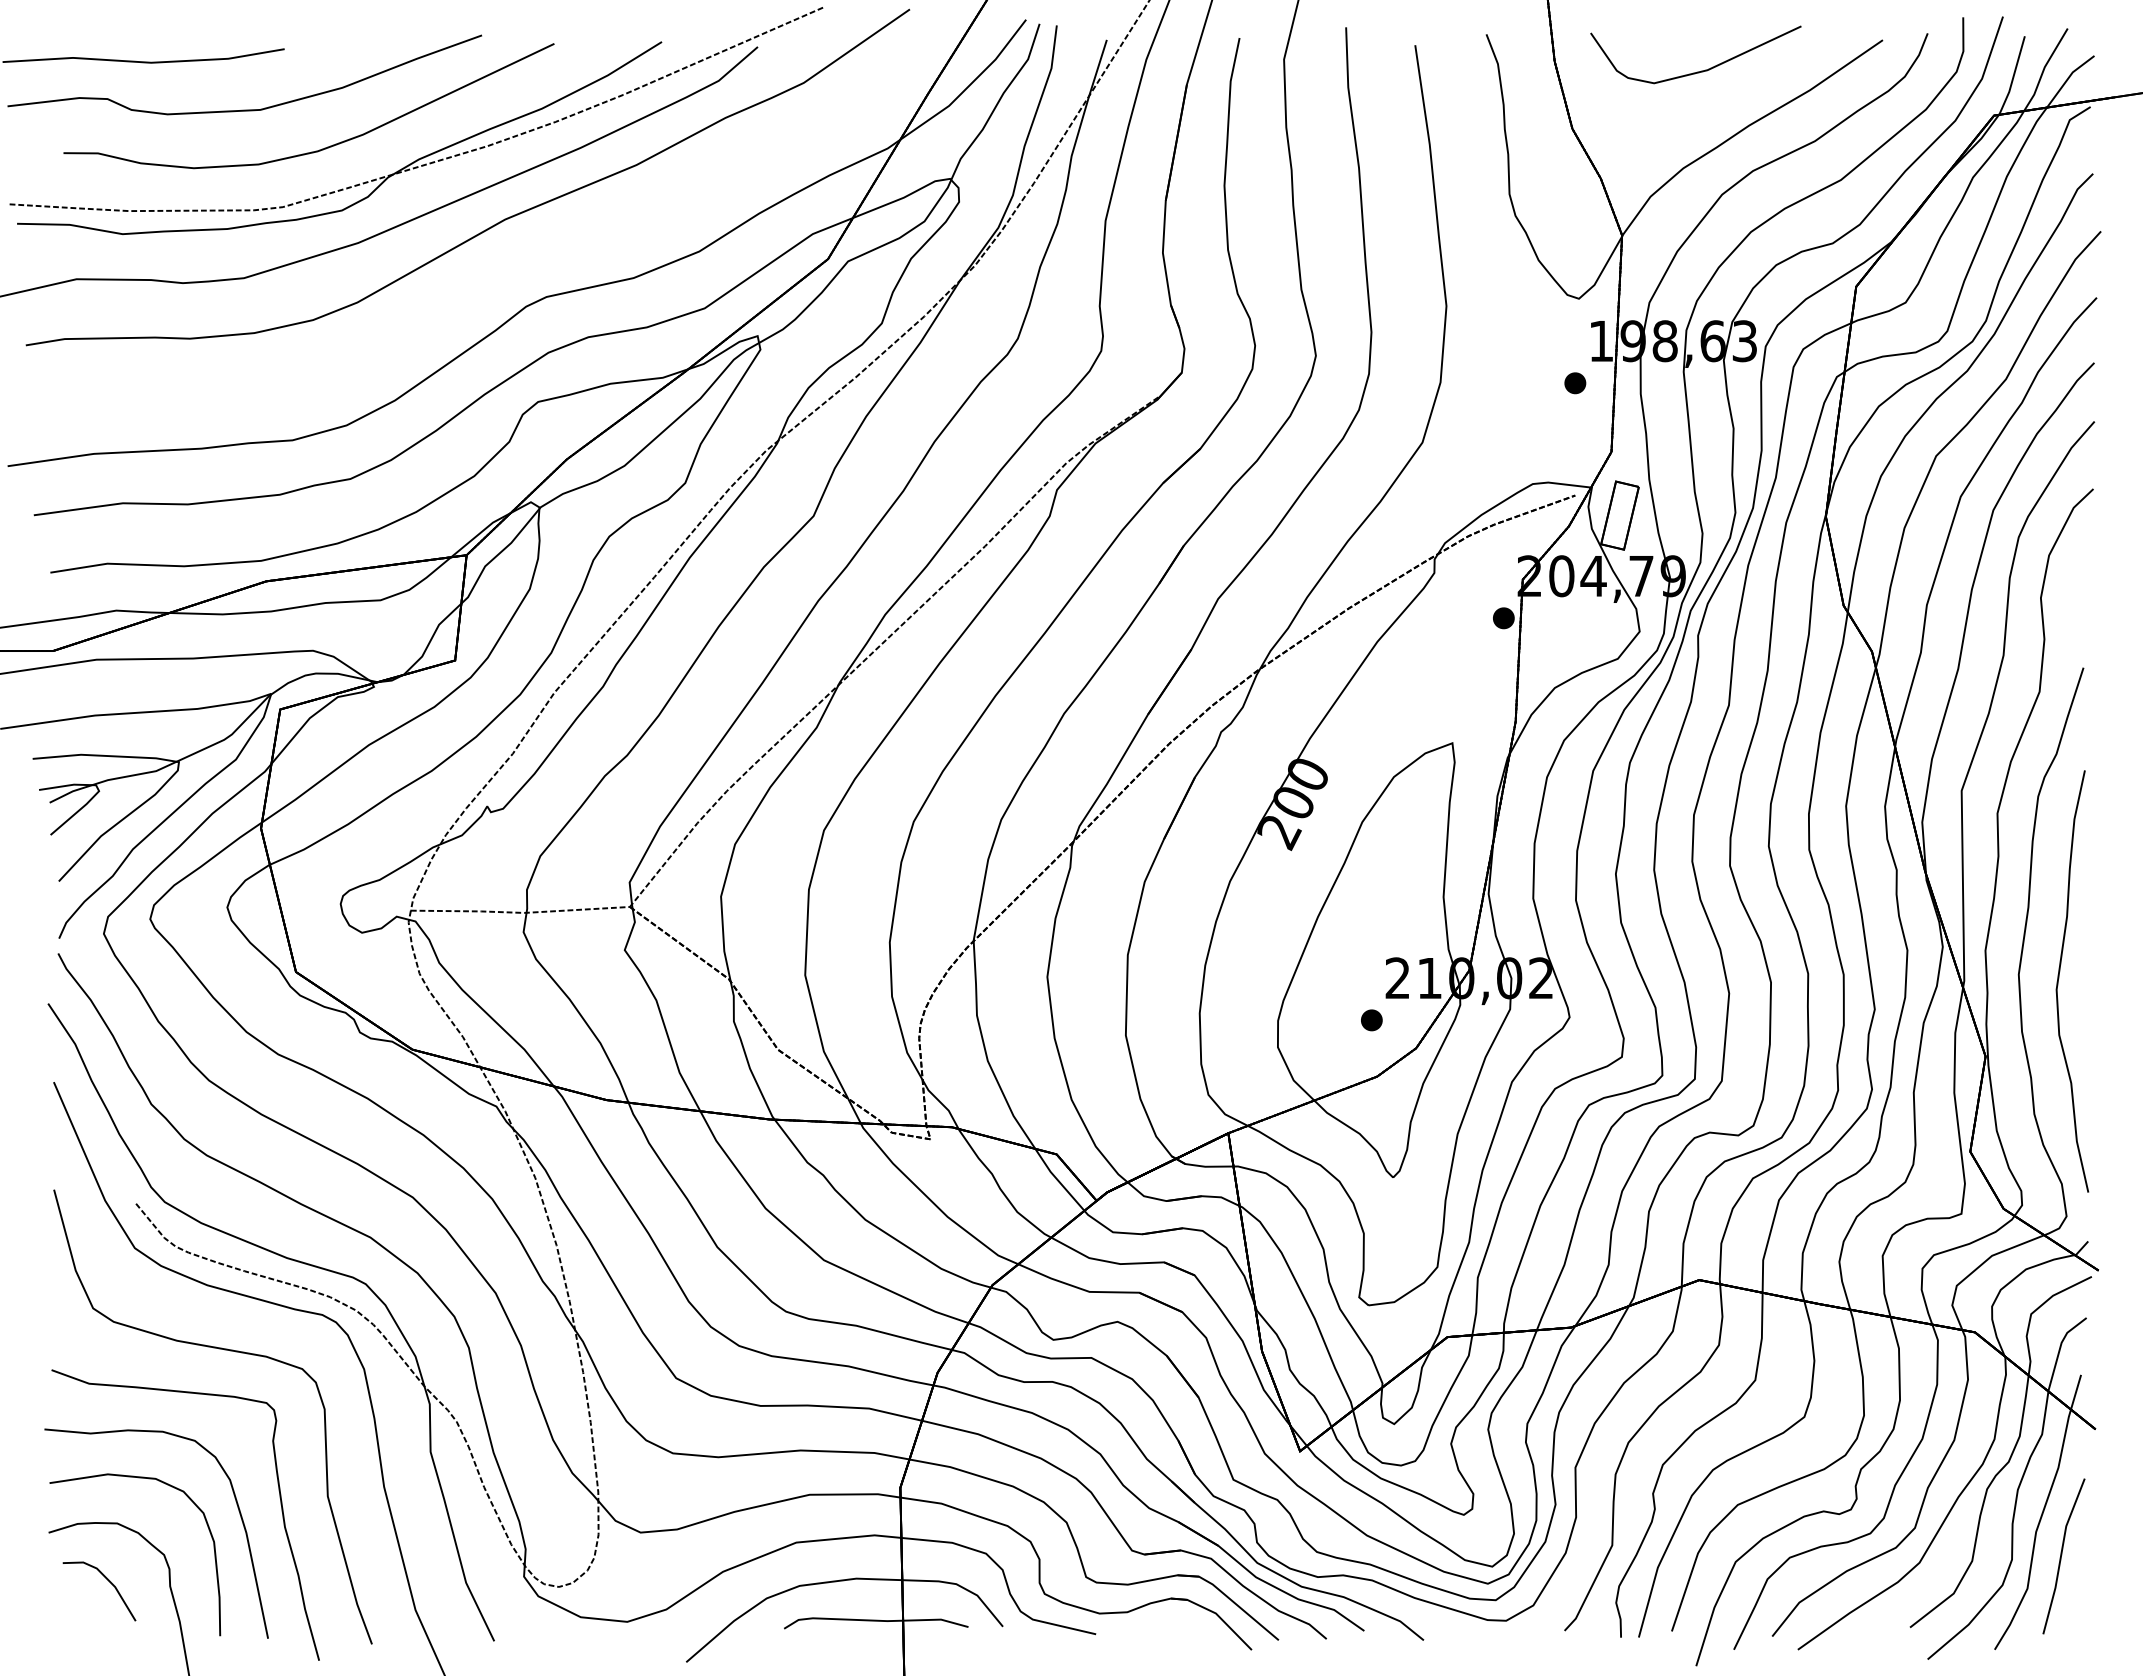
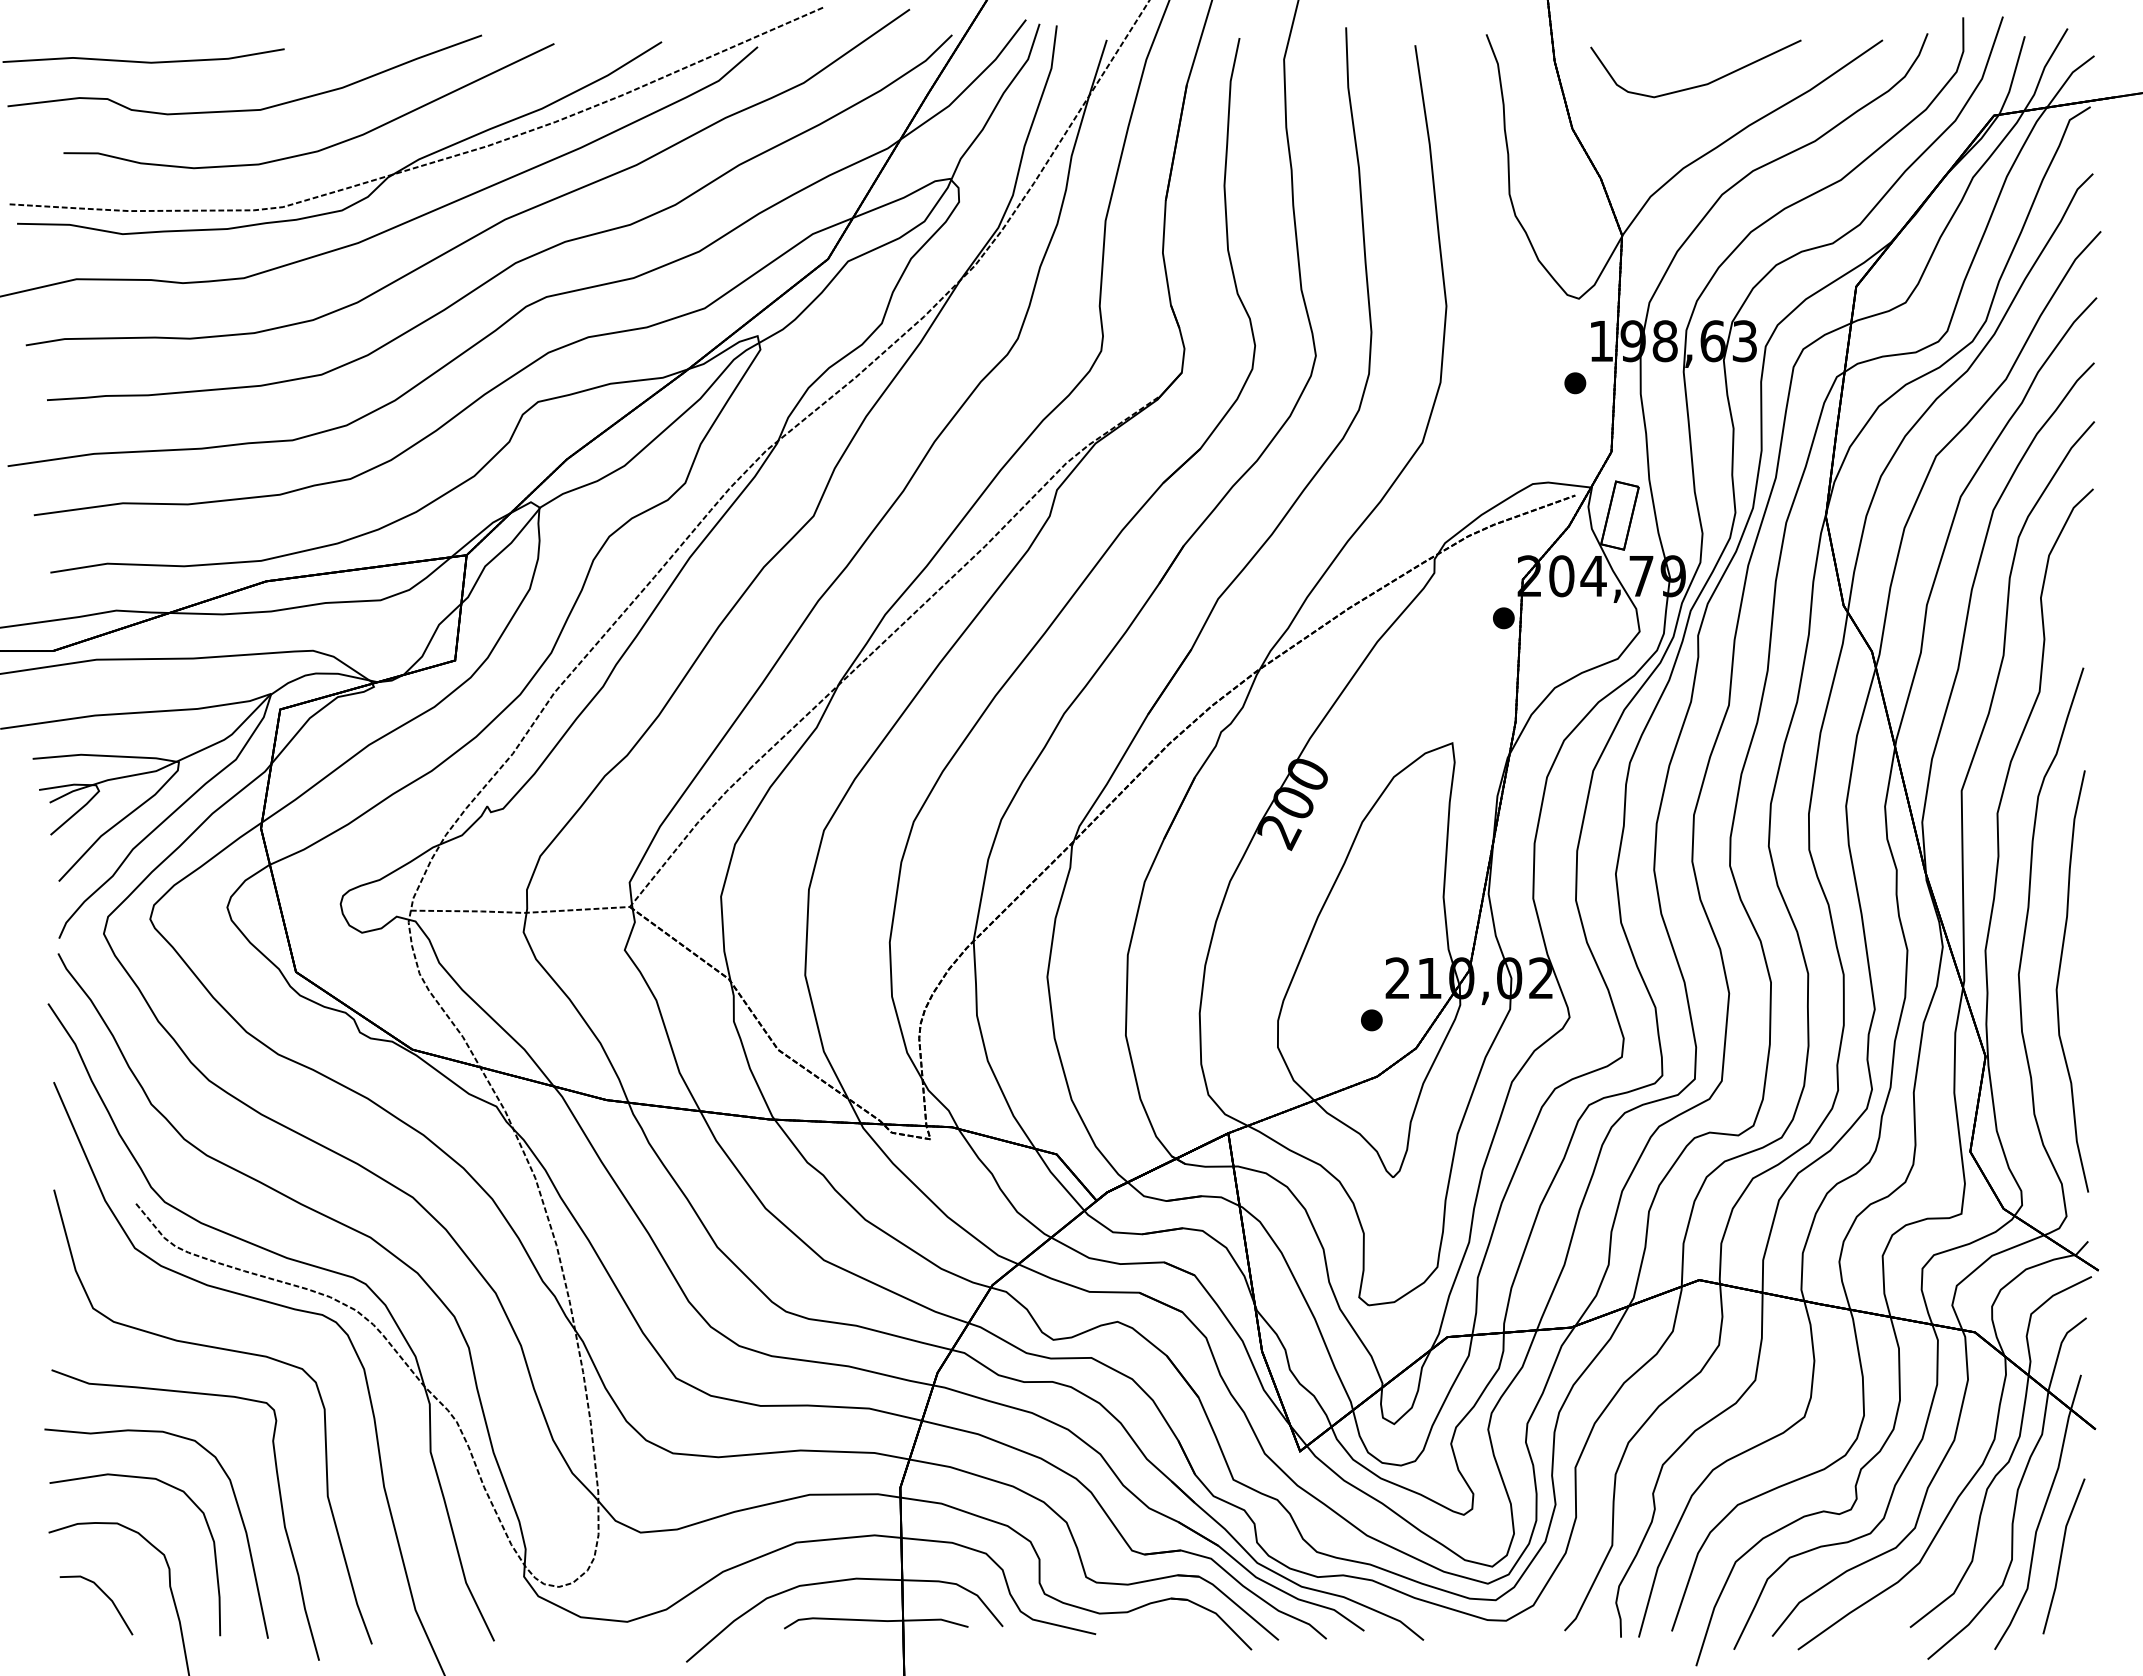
part position: (1701, 70) -> (1701, 84) (1701, 84)
curve: none -> present (518, 260)
part position: (108, 1581) -> (105, 1595) (105, 1595)
